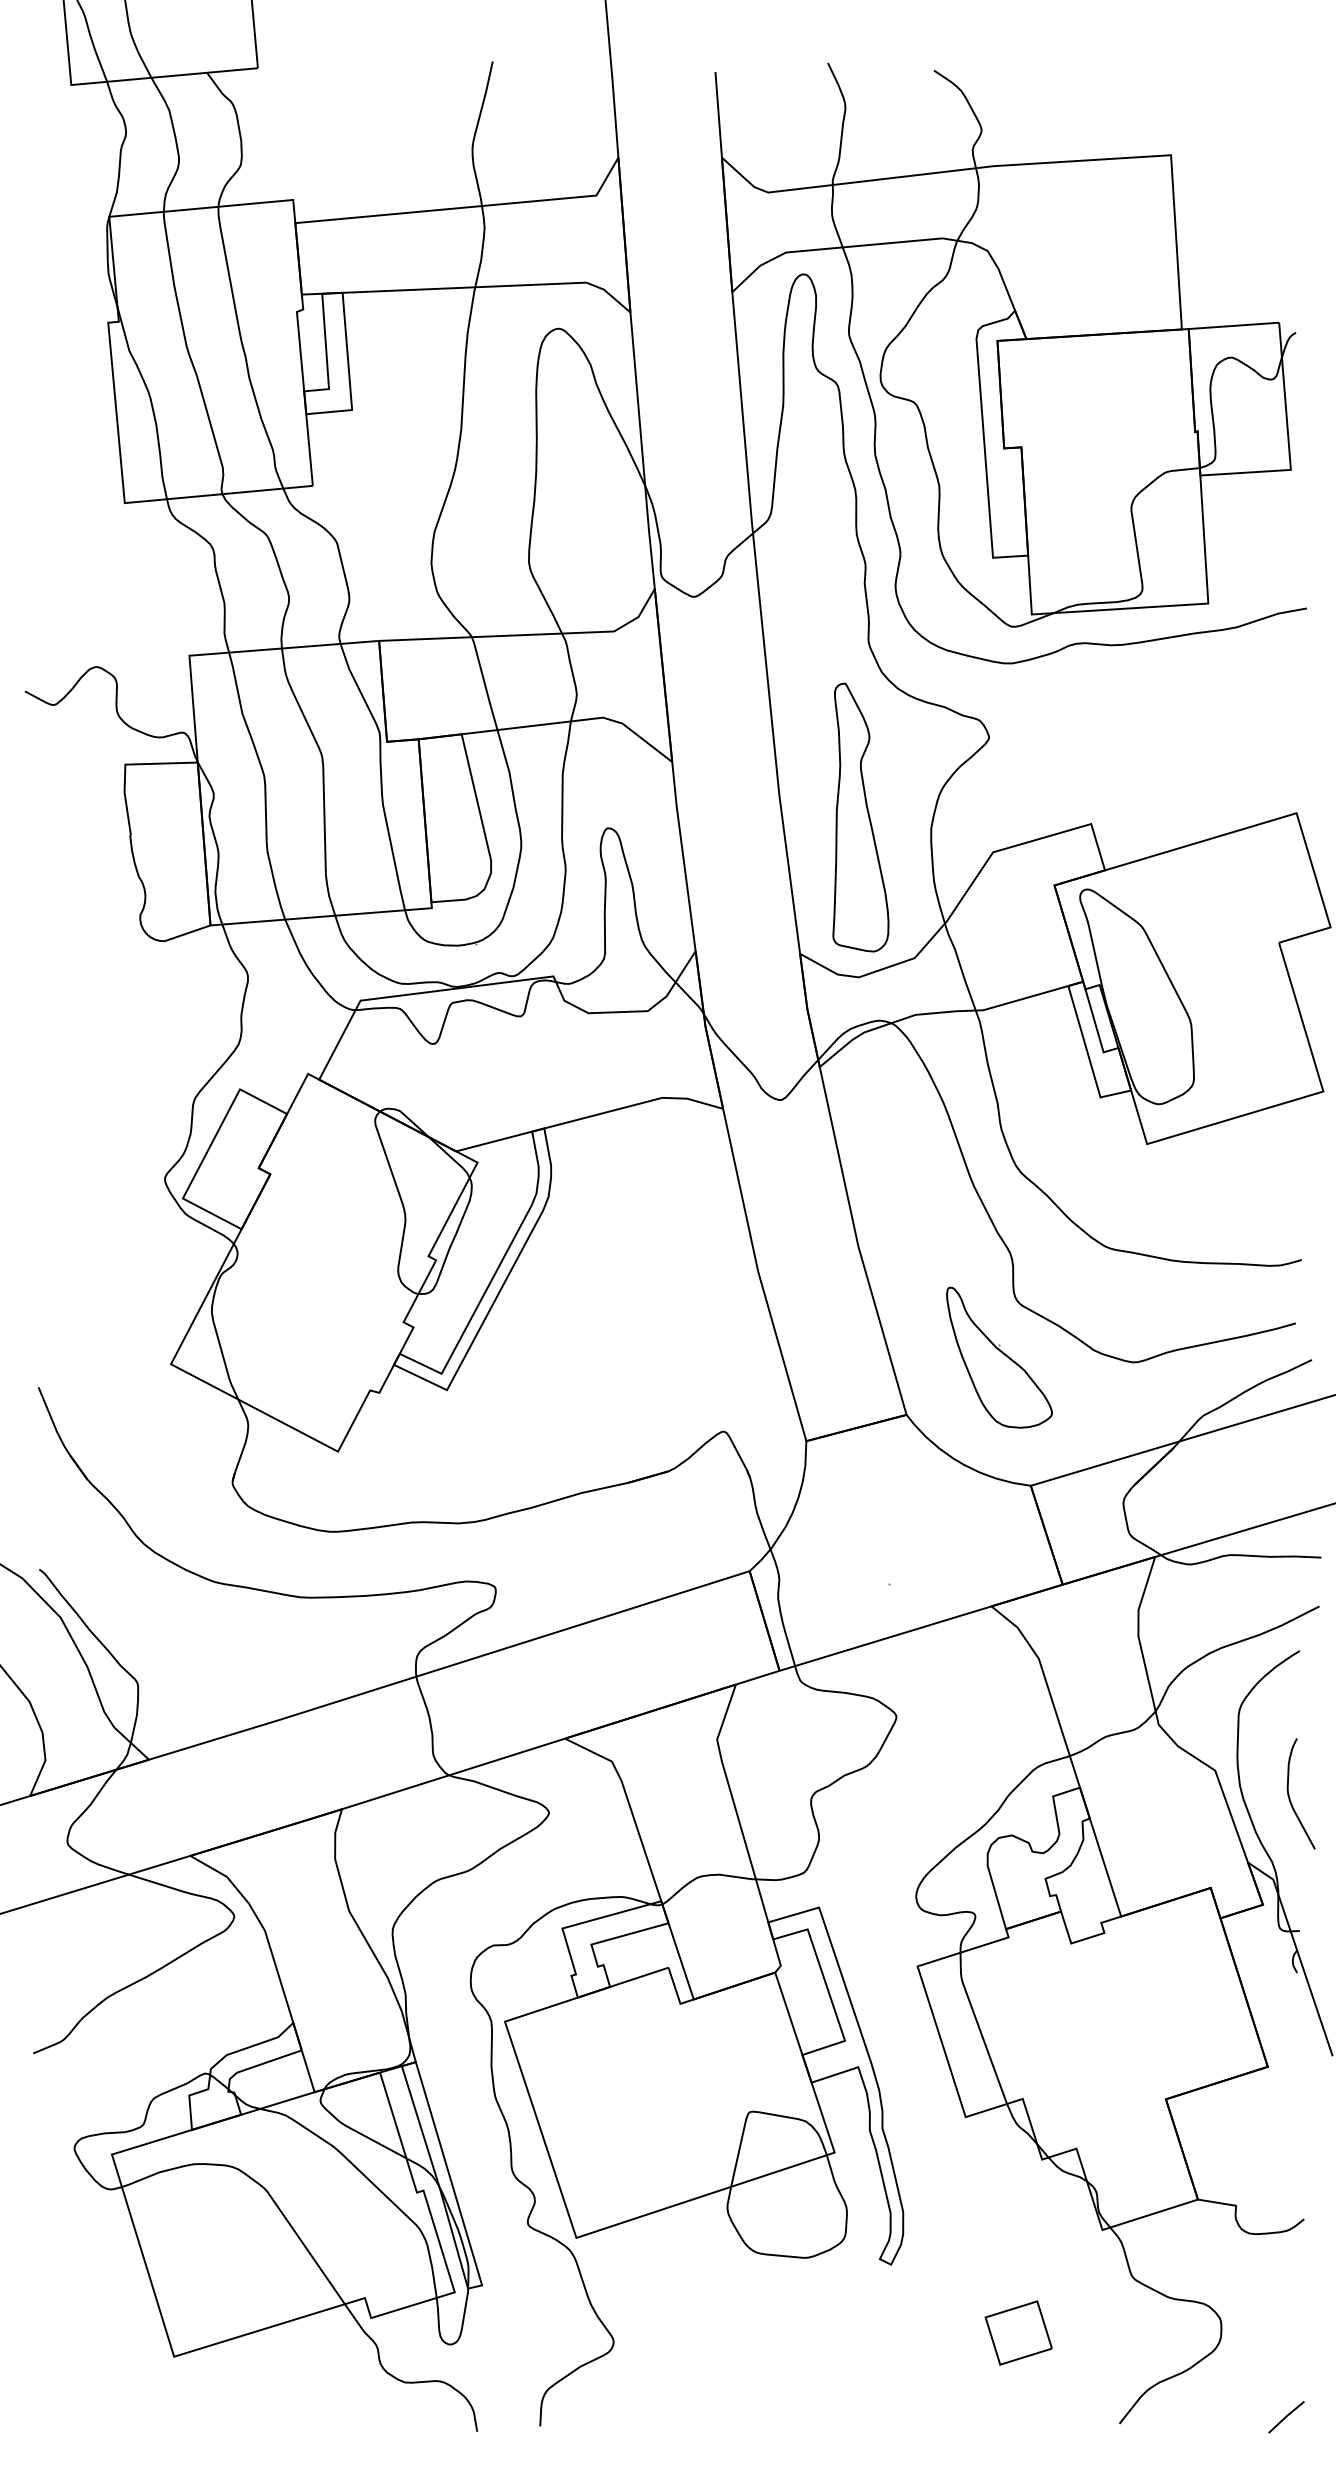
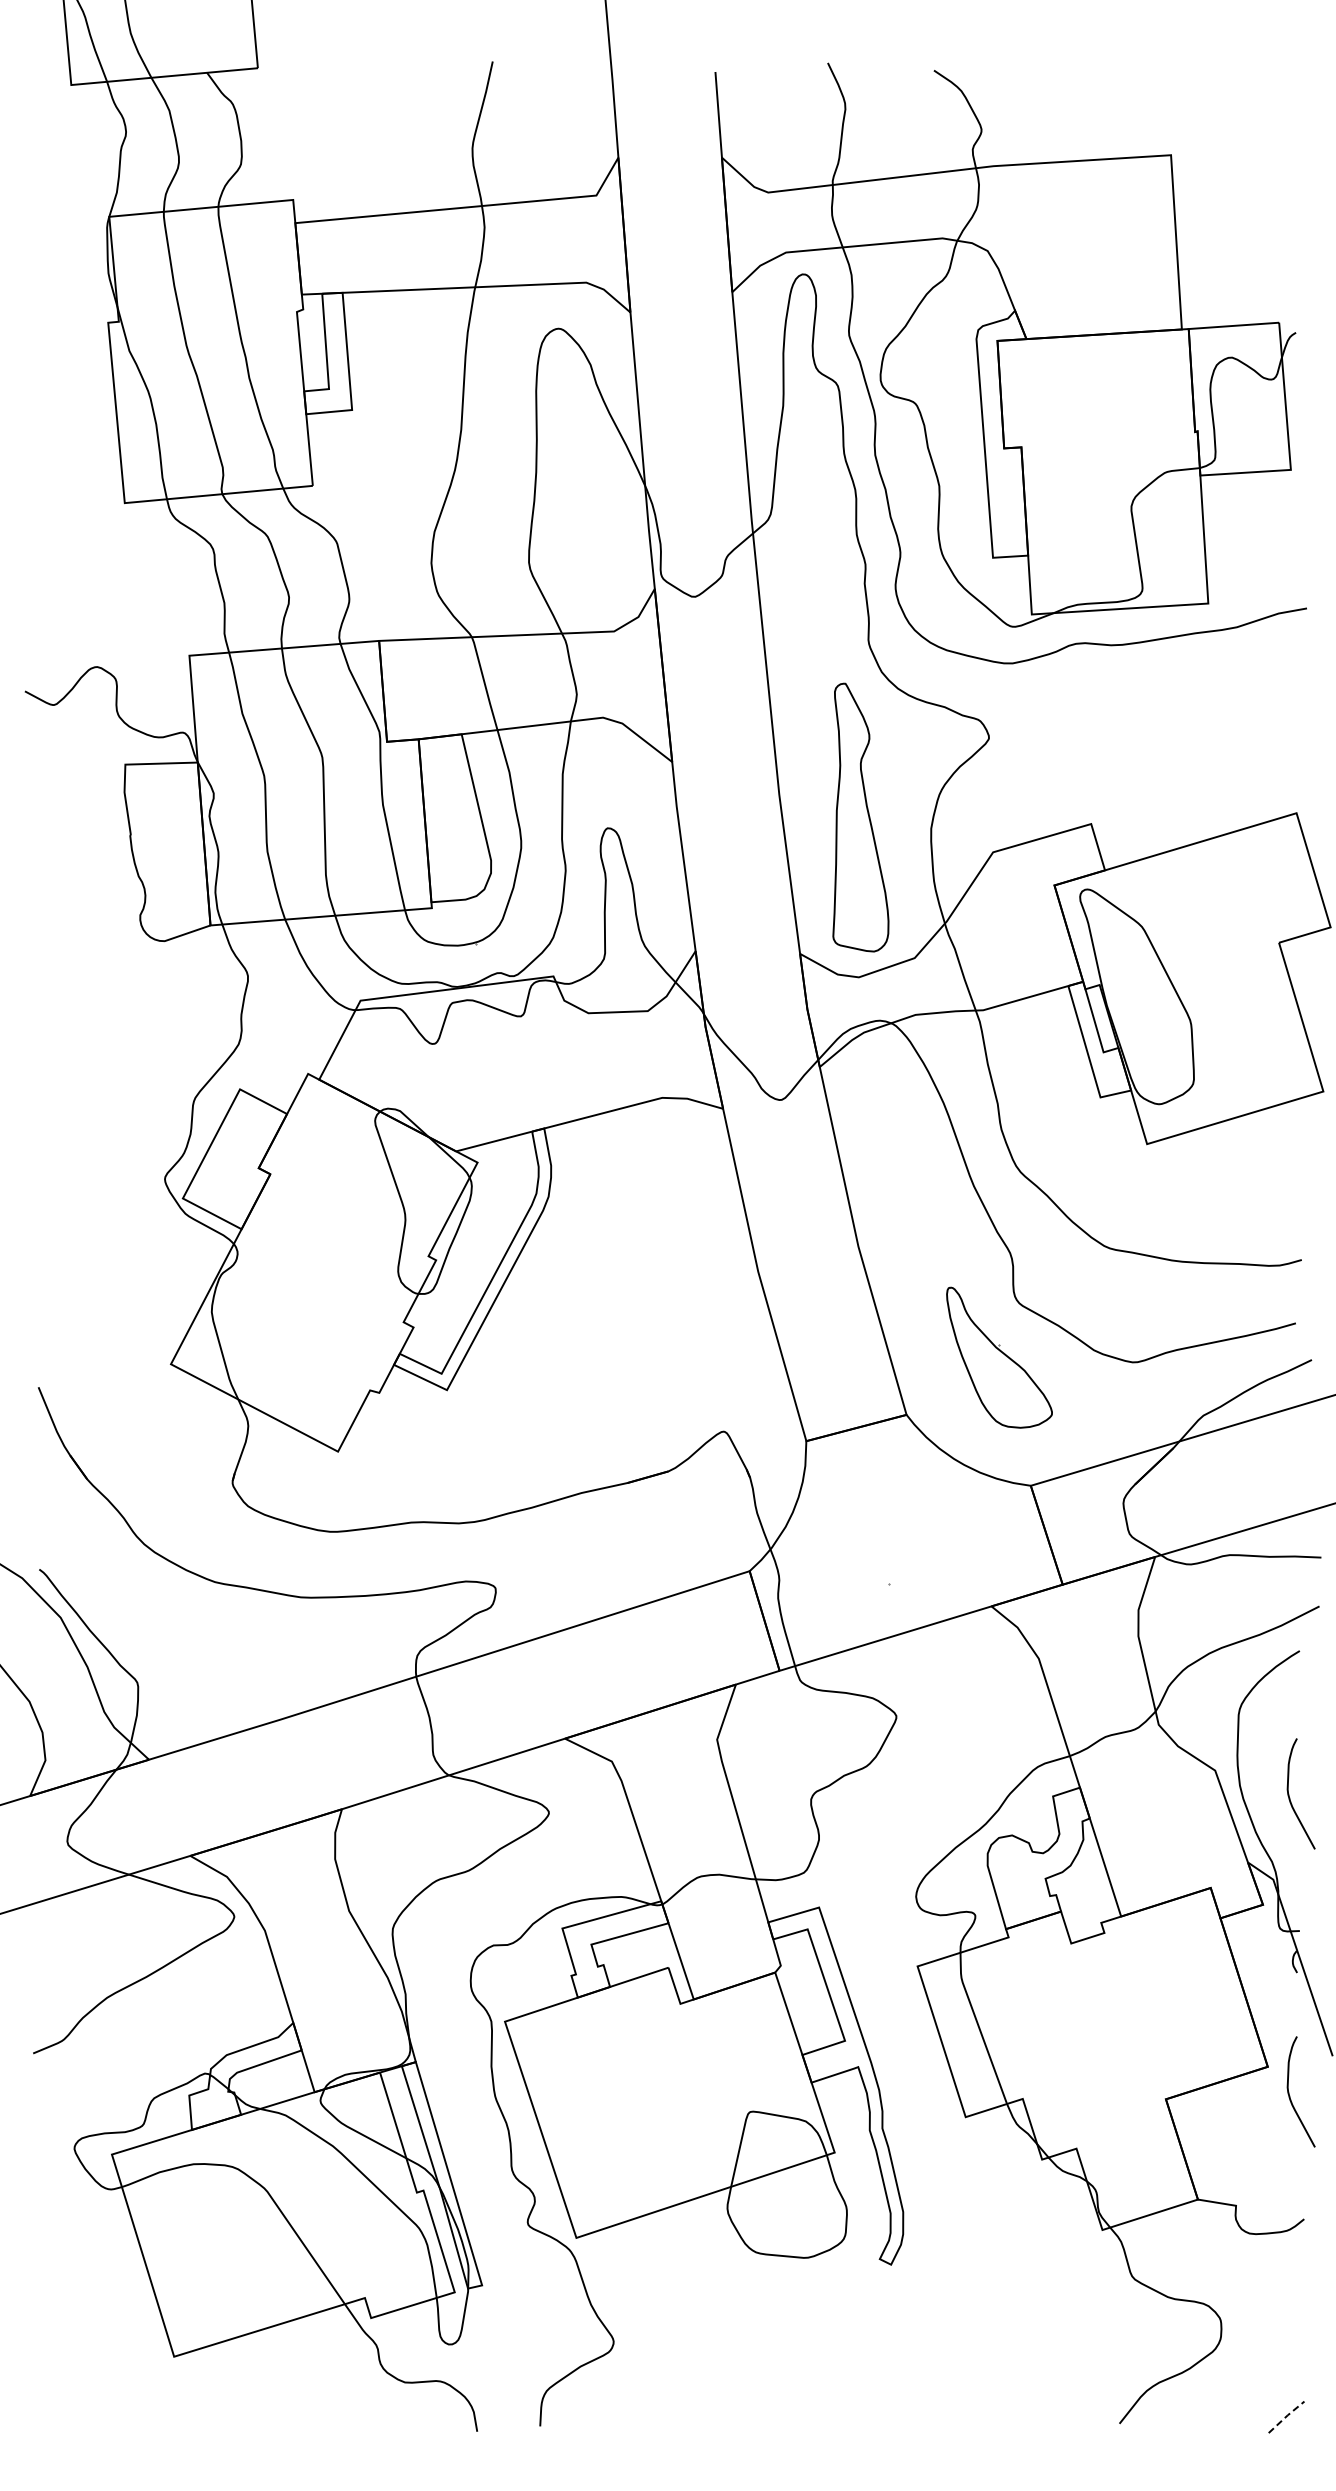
curve: none -> present (1289, 2092)
part: present -> none (1018, 2332)
line: solid -> dashed (1286, 2416)
